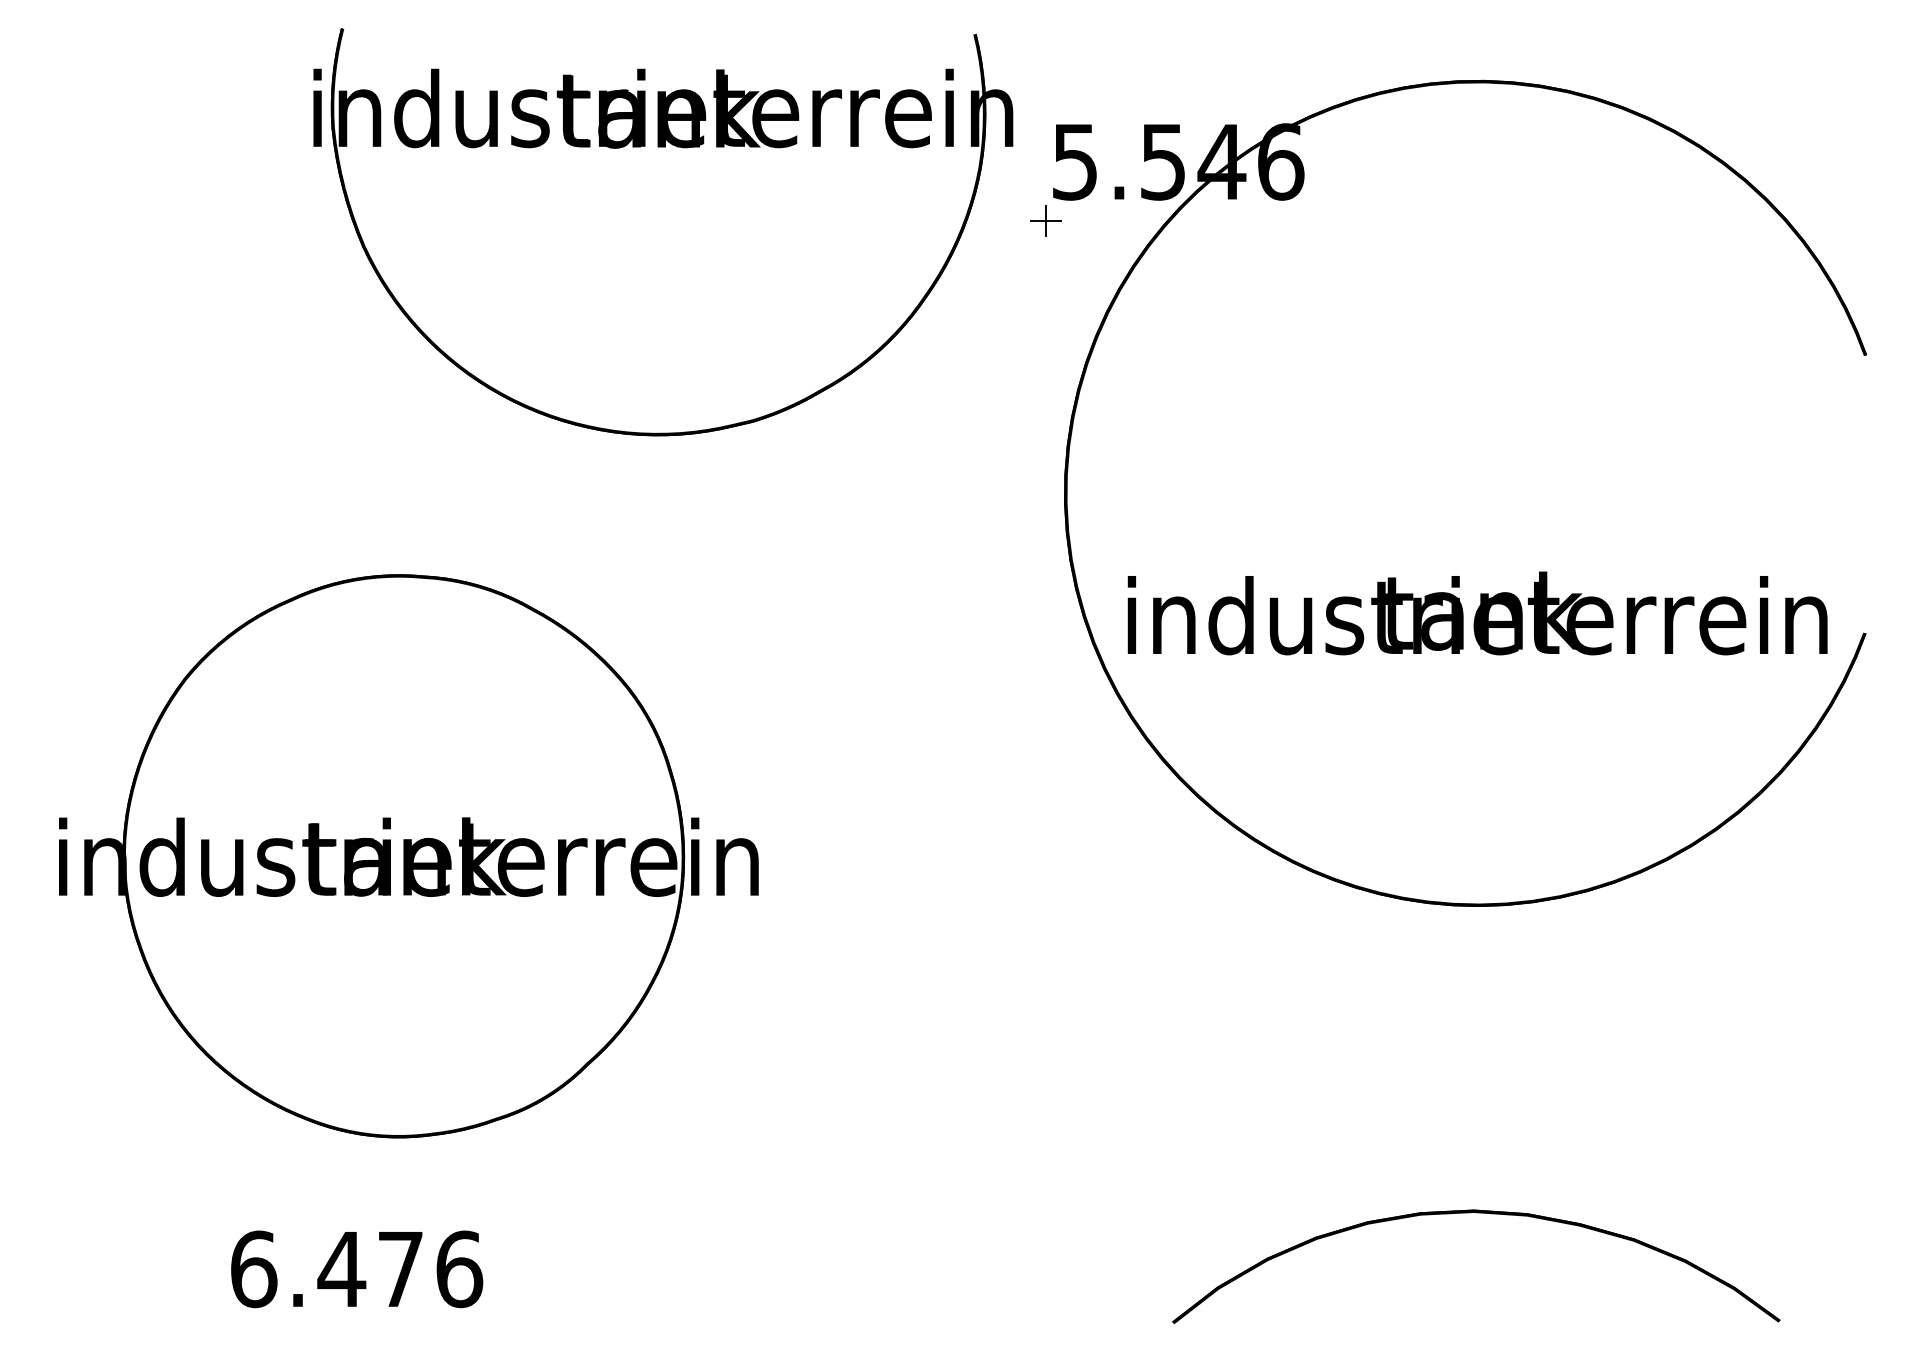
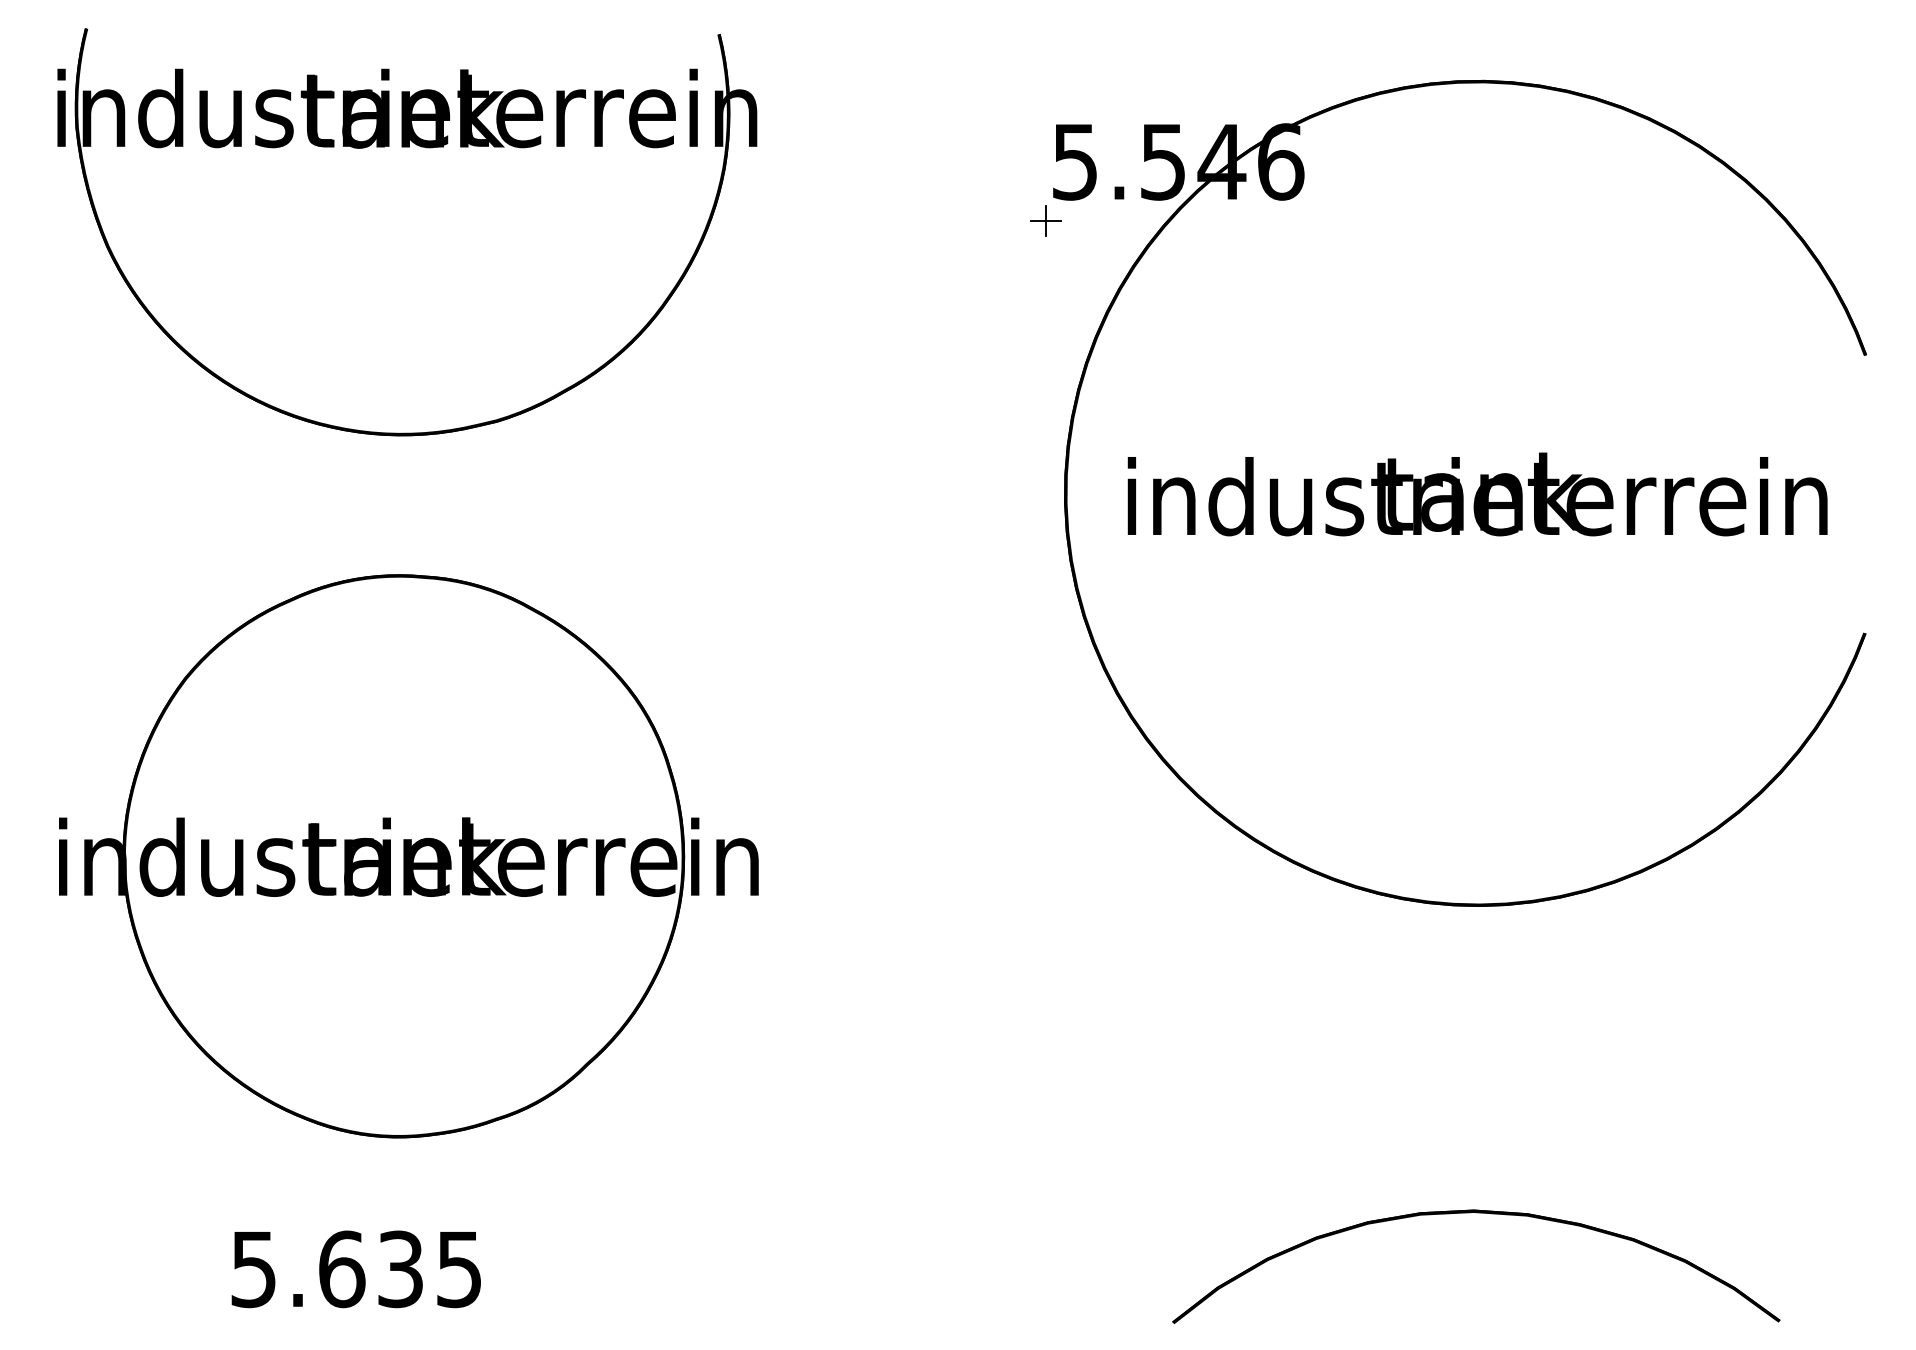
part position: (663, 147) -> (407, 147) (407, 147)
text position: (1477, 613) -> (1477, 494) (1477, 494)
text: 6.476 -> 5.635 (357, 1269)
